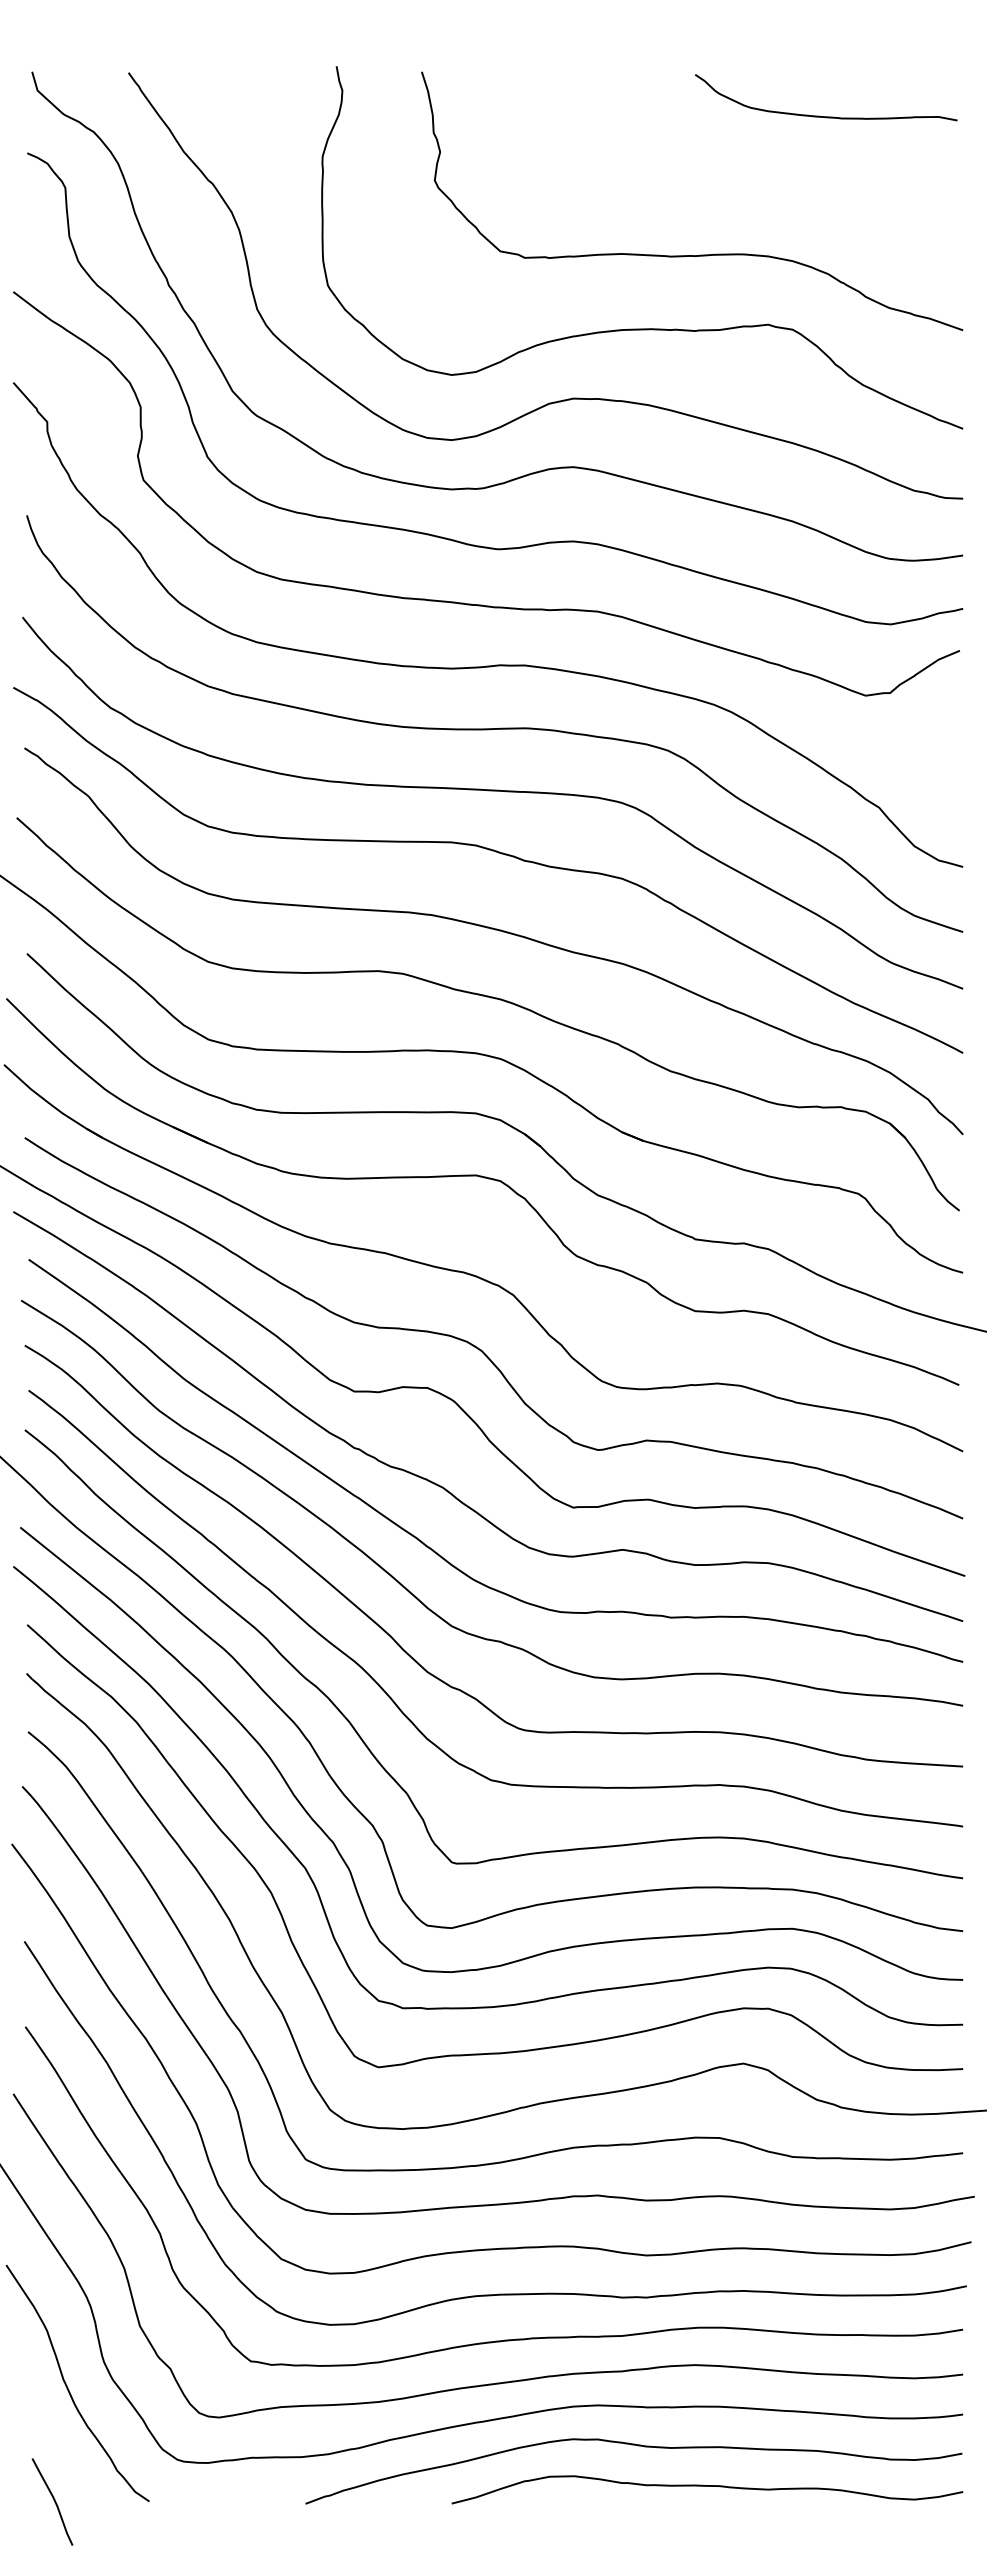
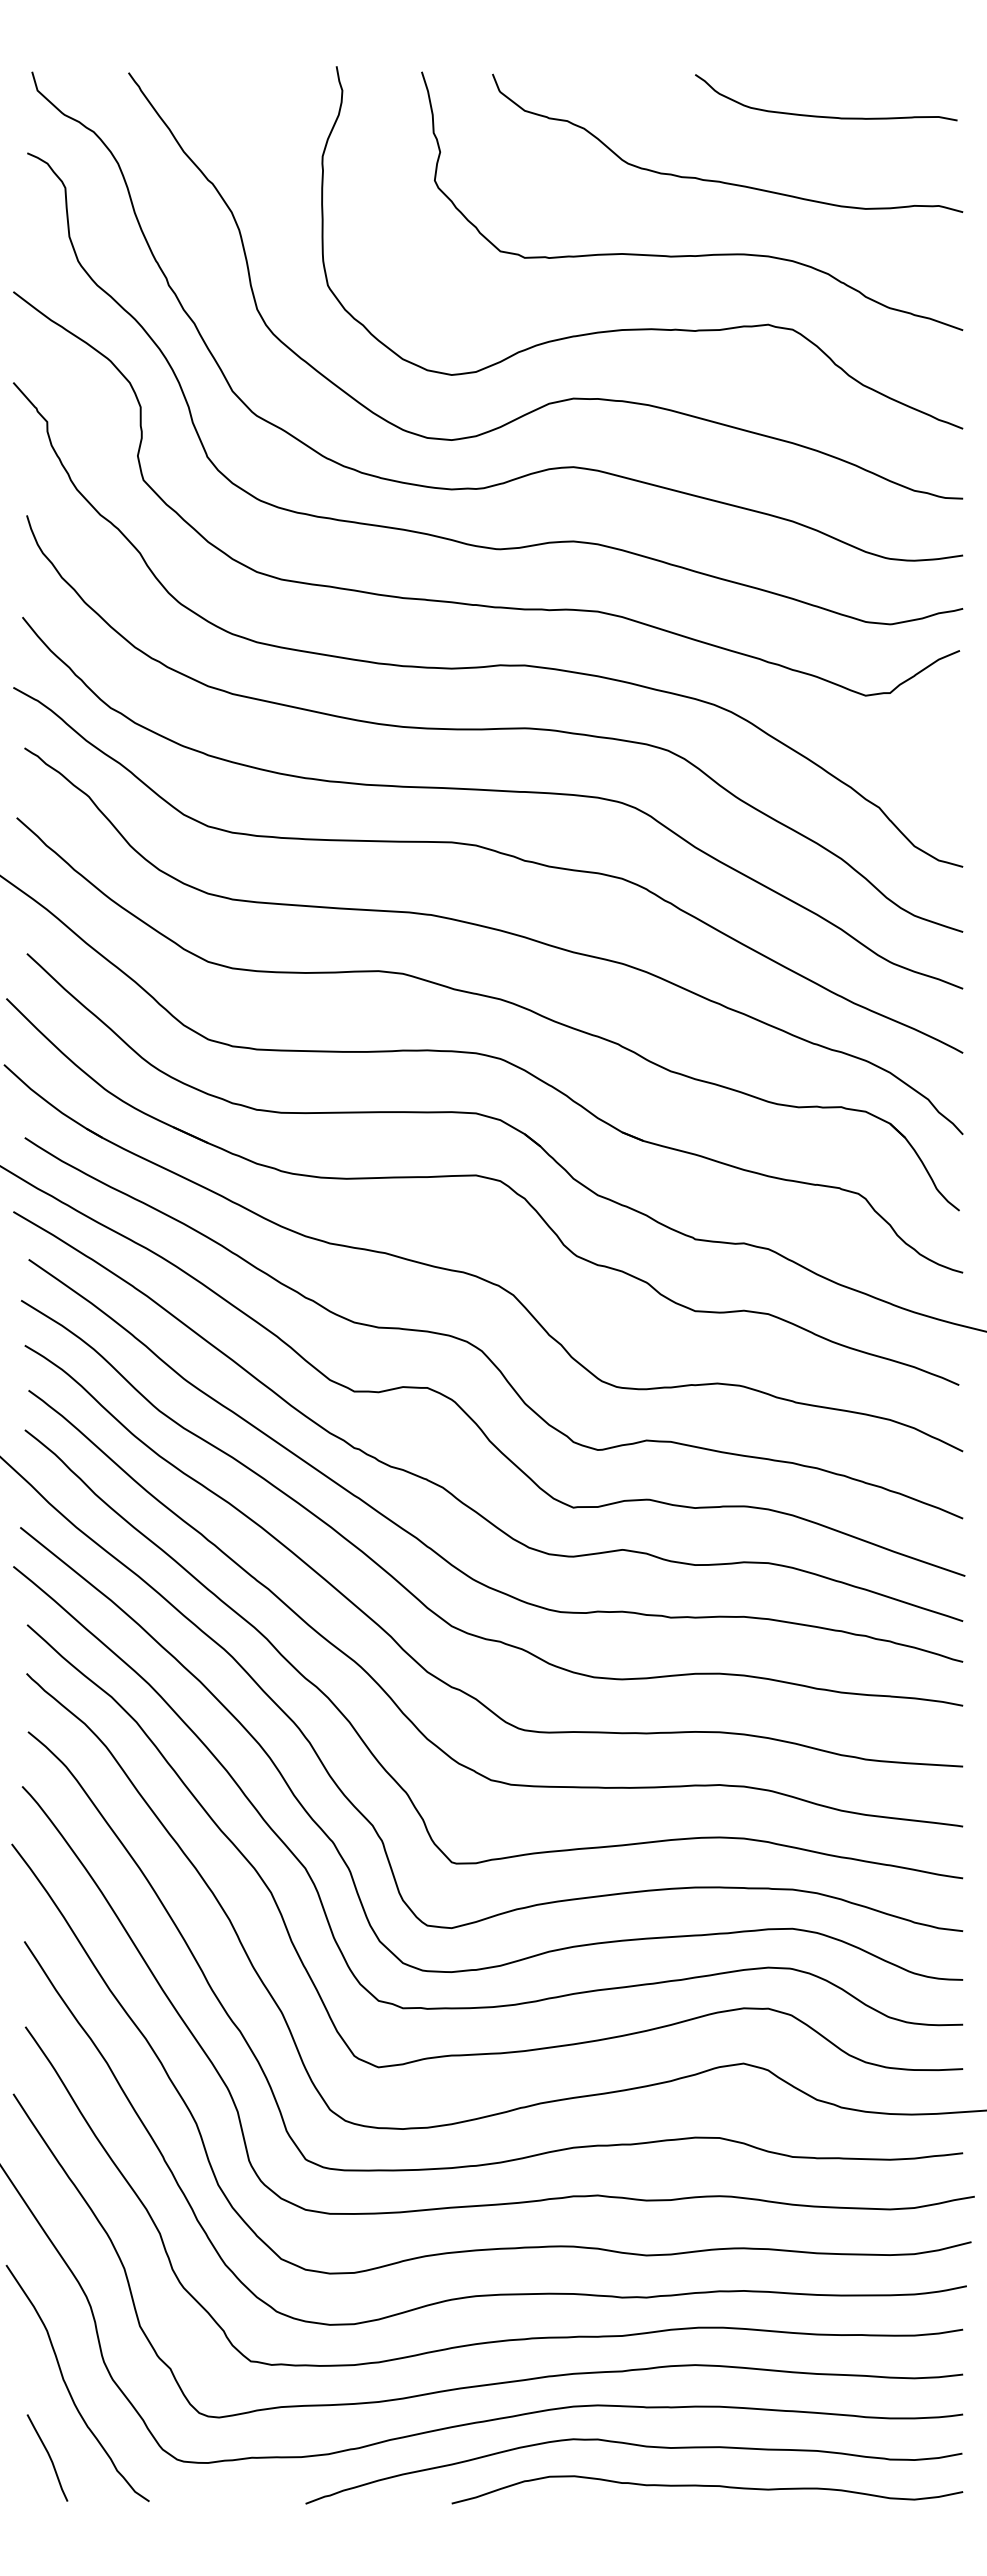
curve: none -> present (719, 180)
curve position: (53, 2500) -> (48, 2456) (48, 2456)
